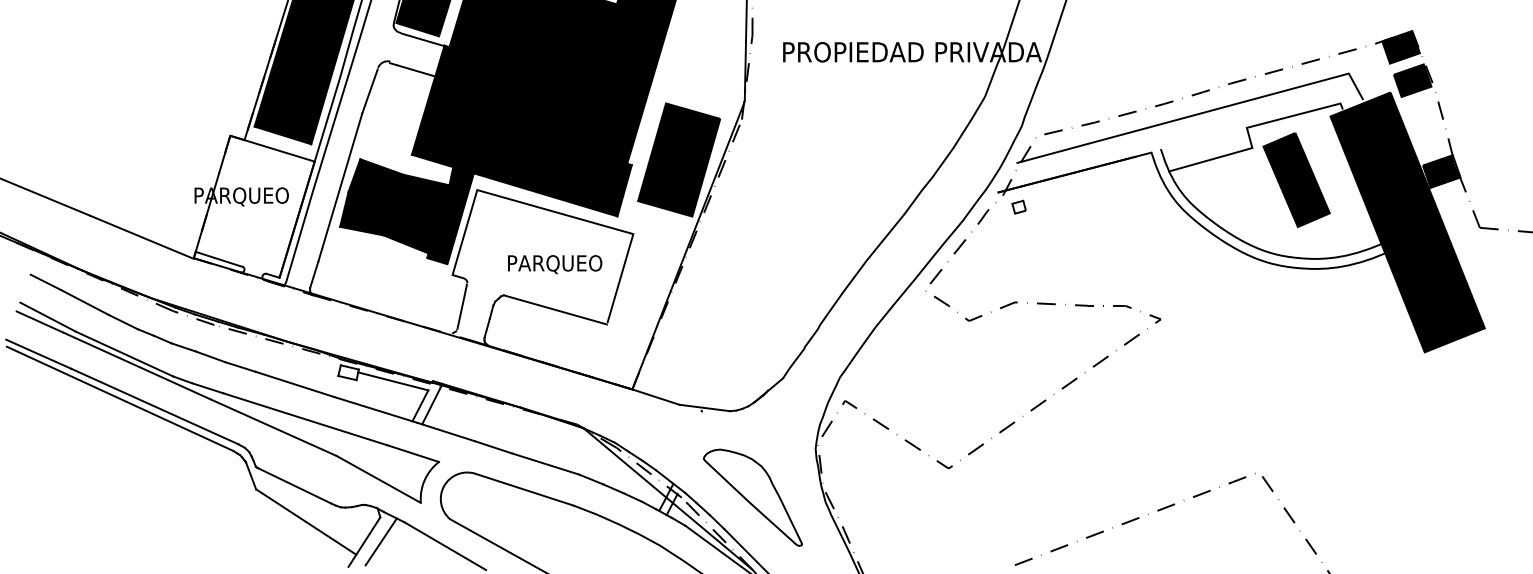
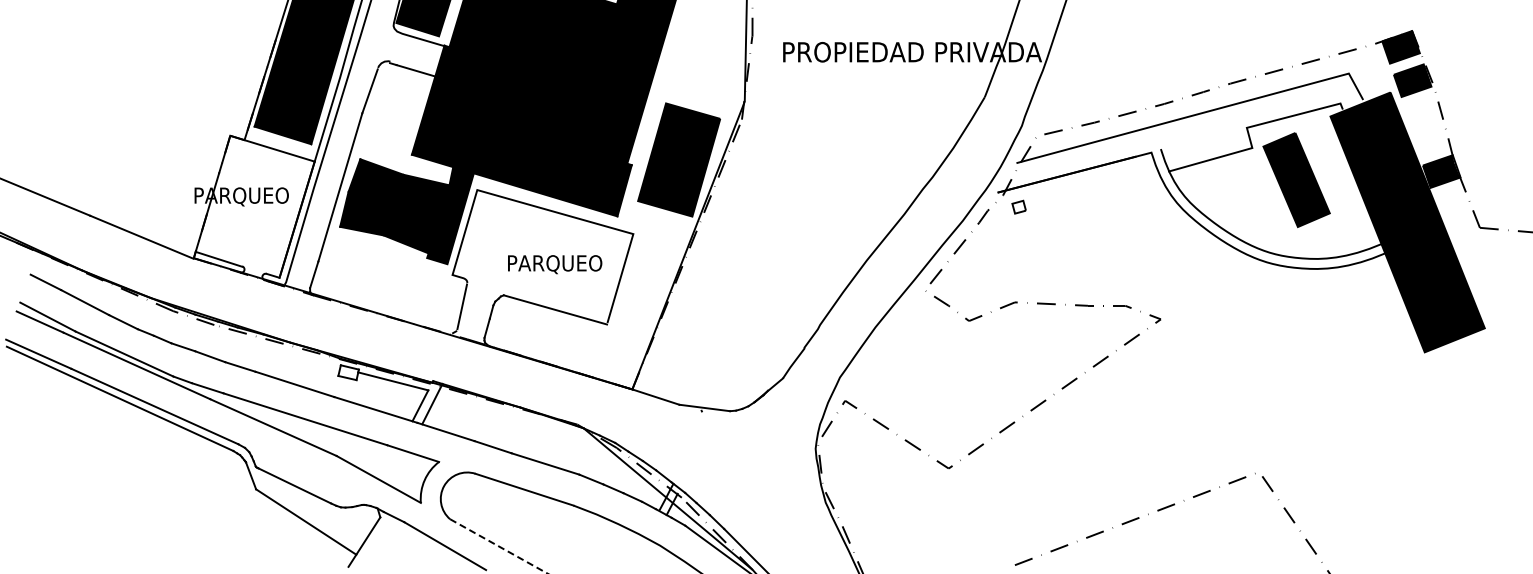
part: present -> none (752, 497)
line: present -> none (380, 541)
line: solid -> dashed (498, 546)
